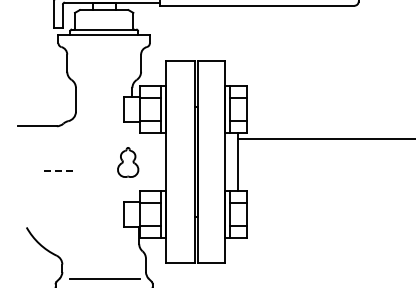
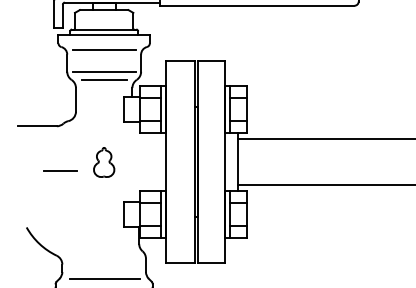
line: none -> present (103, 49)
line: none -> present (103, 71)
line: none -> present (103, 79)
part position: (128, 162) -> (104, 162) (104, 162)
line: dashed -> solid (60, 170)
line: none -> present (324, 185)
